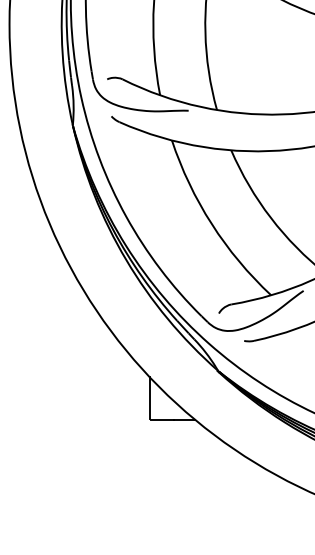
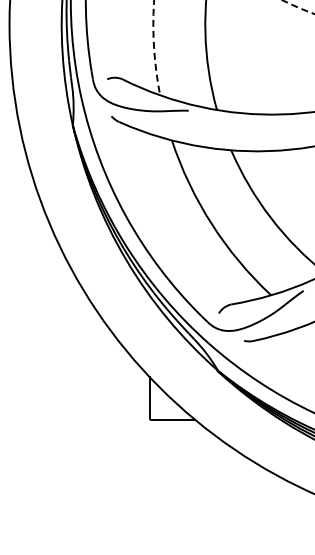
arc: solid -> dashed (298, 7)
arc: solid -> dashed (154, 48)
